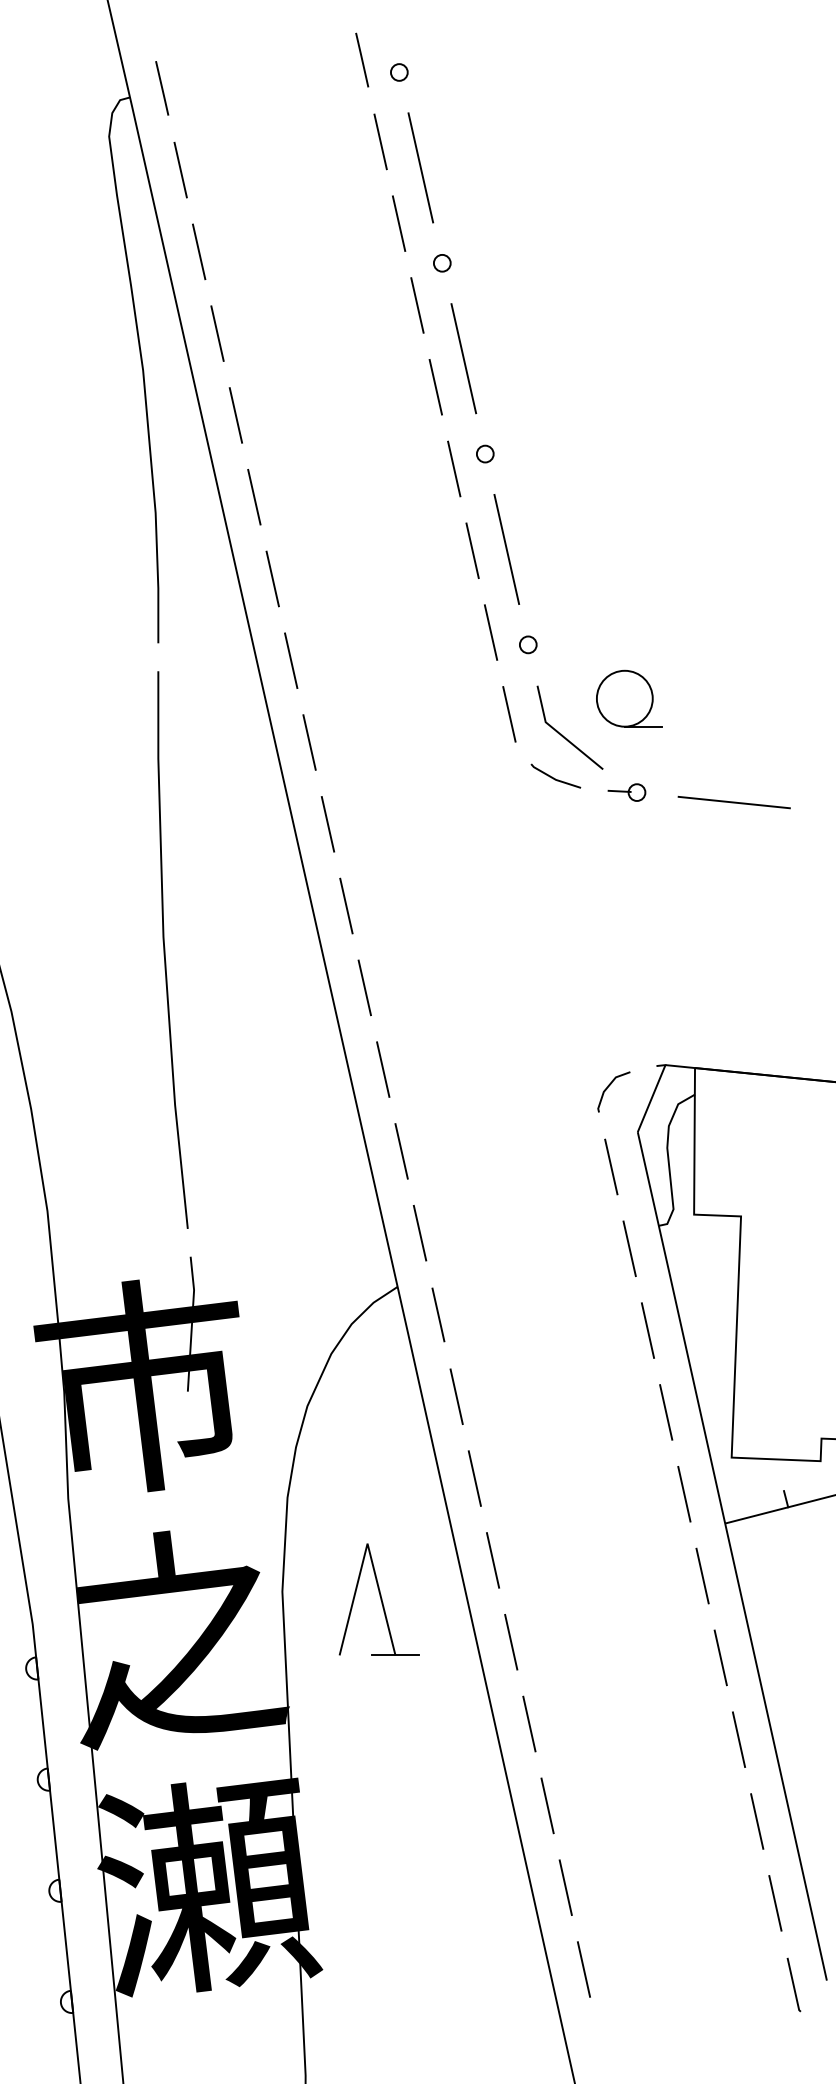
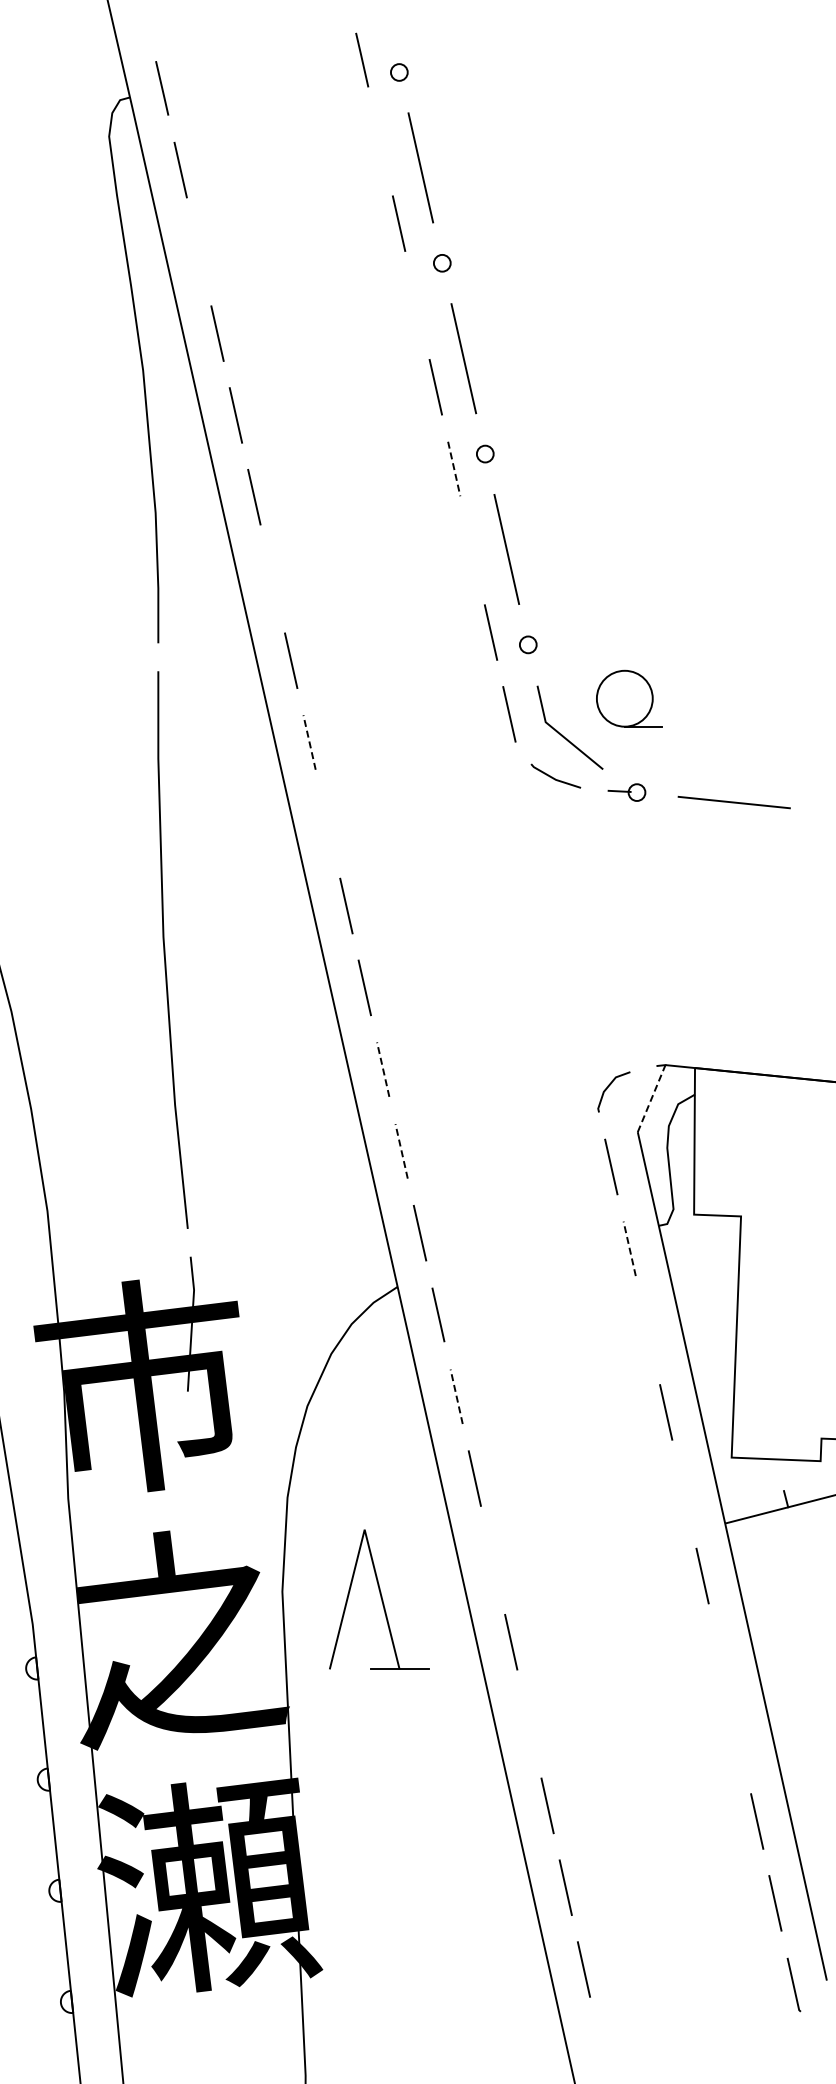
line: present -> none (380, 141)
line: present -> none (198, 251)
line: present -> none (417, 305)
line: solid -> dashed (454, 469)
line: present -> none (472, 550)
line: present -> none (272, 578)
line: solid -> dashed (309, 742)
line: present -> none (327, 824)
line: solid -> dashed (383, 1069)
line: solid -> dashed (651, 1098)
line: solid -> dashed (401, 1151)
line: solid -> dashed (629, 1248)
line: present -> none (647, 1330)
line: solid -> dashed (456, 1396)
line: present -> none (684, 1493)
line: present -> none (492, 1560)
part size: 82x113 px -> 101x141 px (379, 1599)
line: present -> none (720, 1657)
line: present -> none (529, 1723)
line: present -> none (738, 1739)
